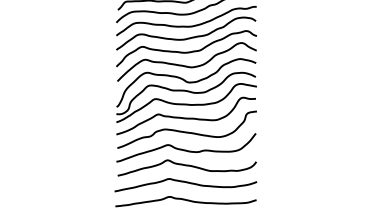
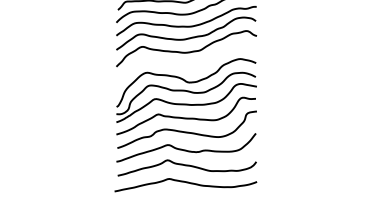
curve: present -> none (186, 65)
curve: present -> none (185, 200)
